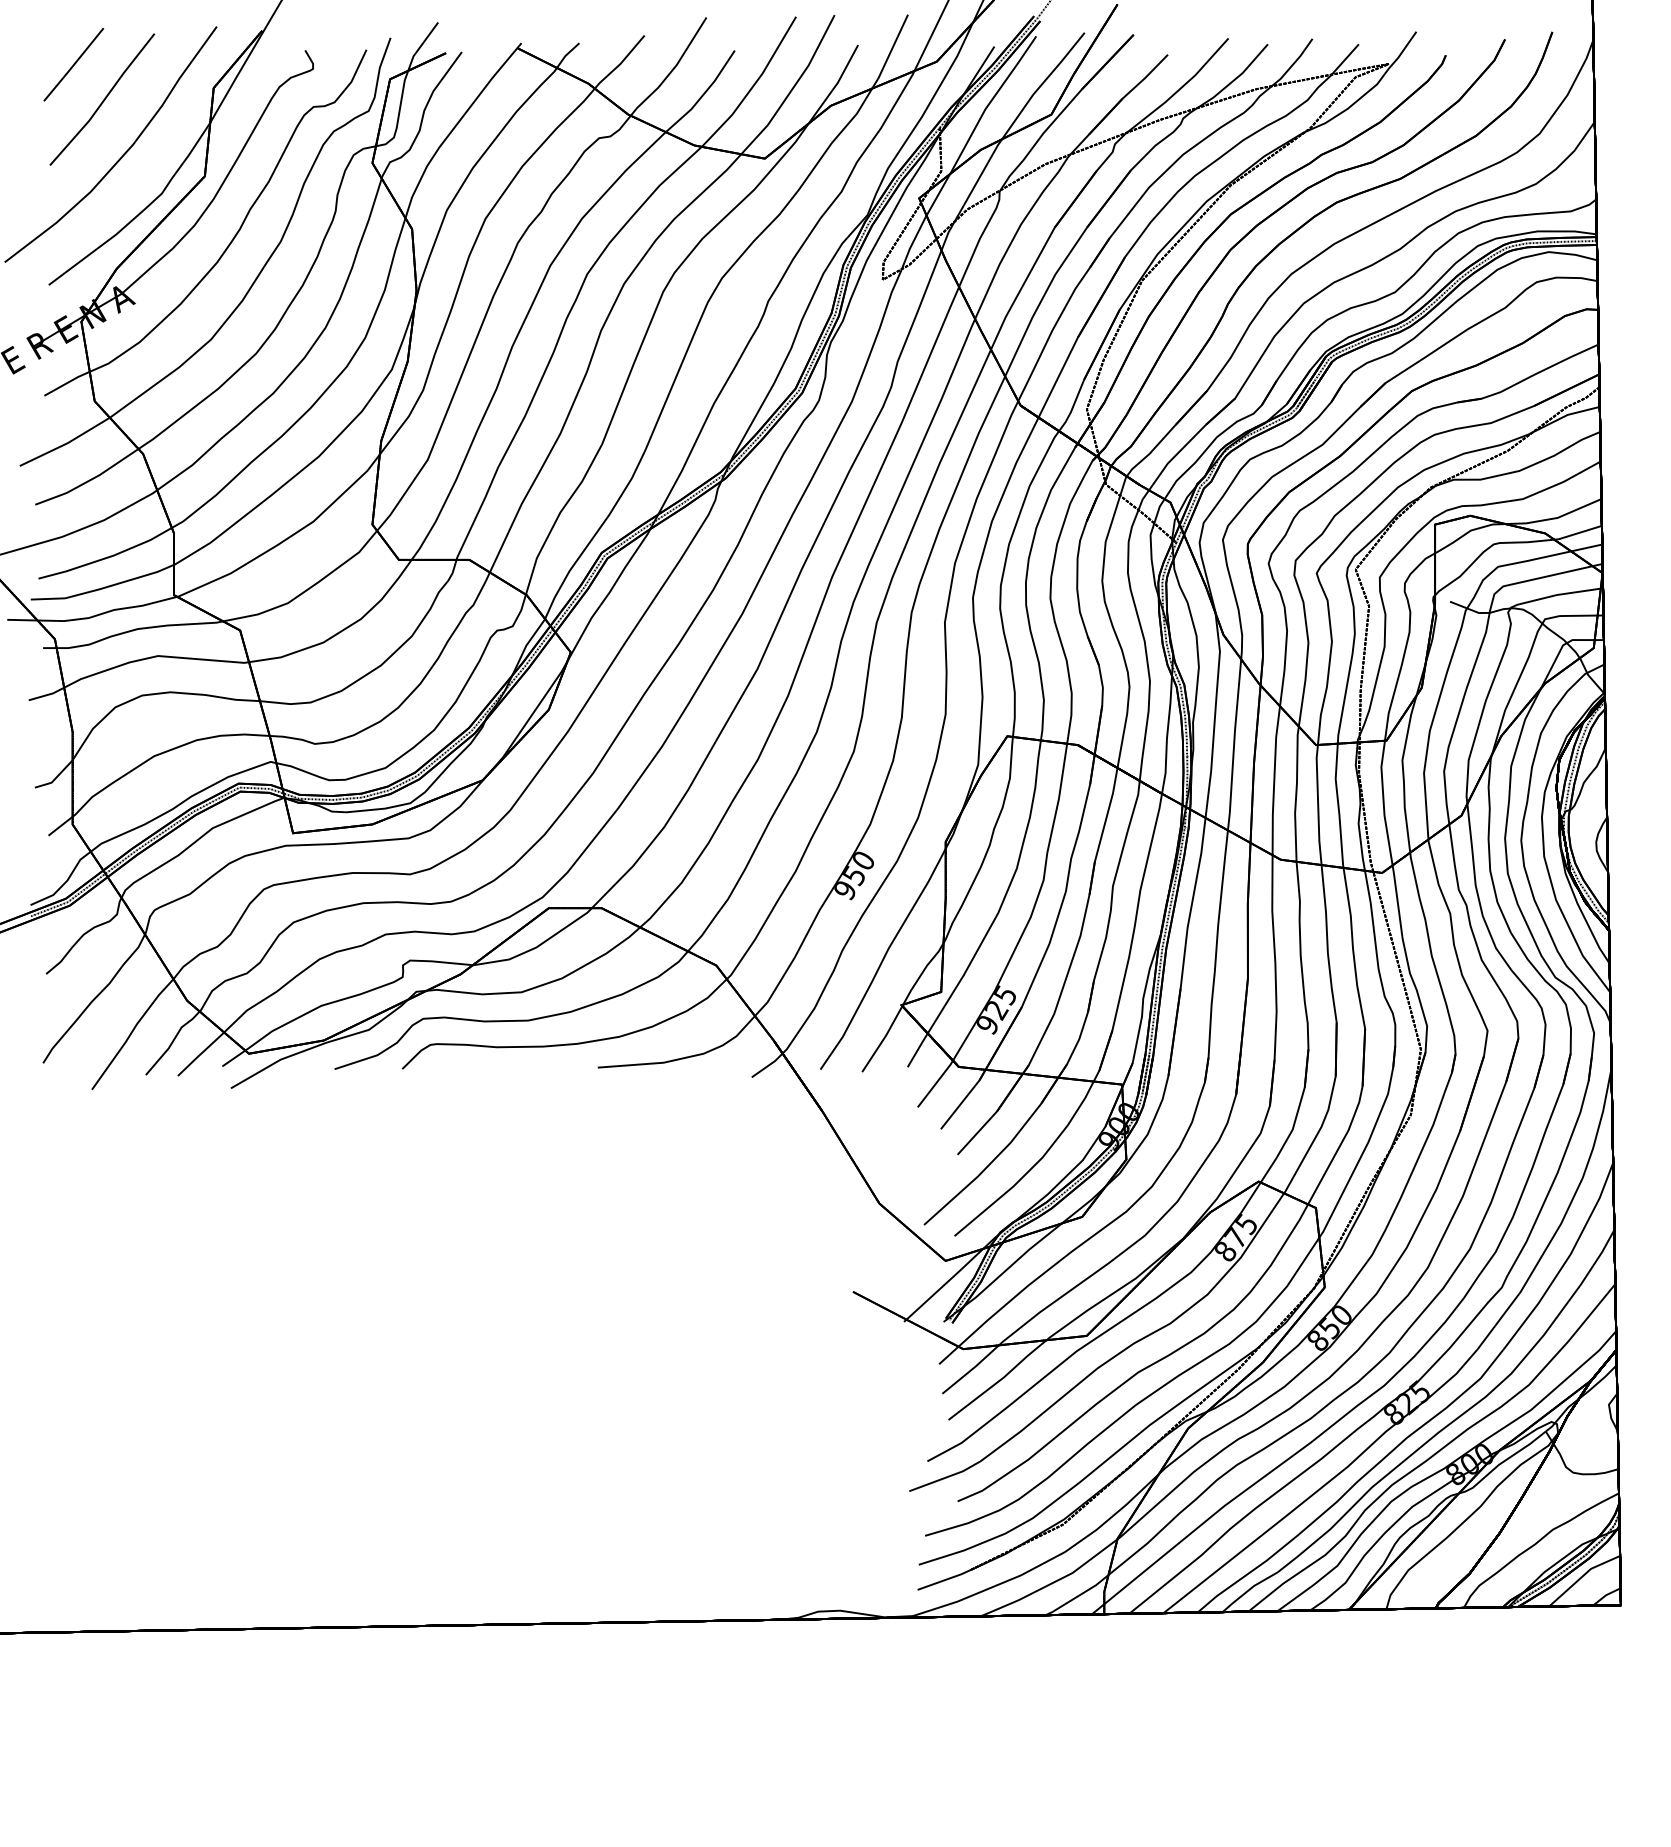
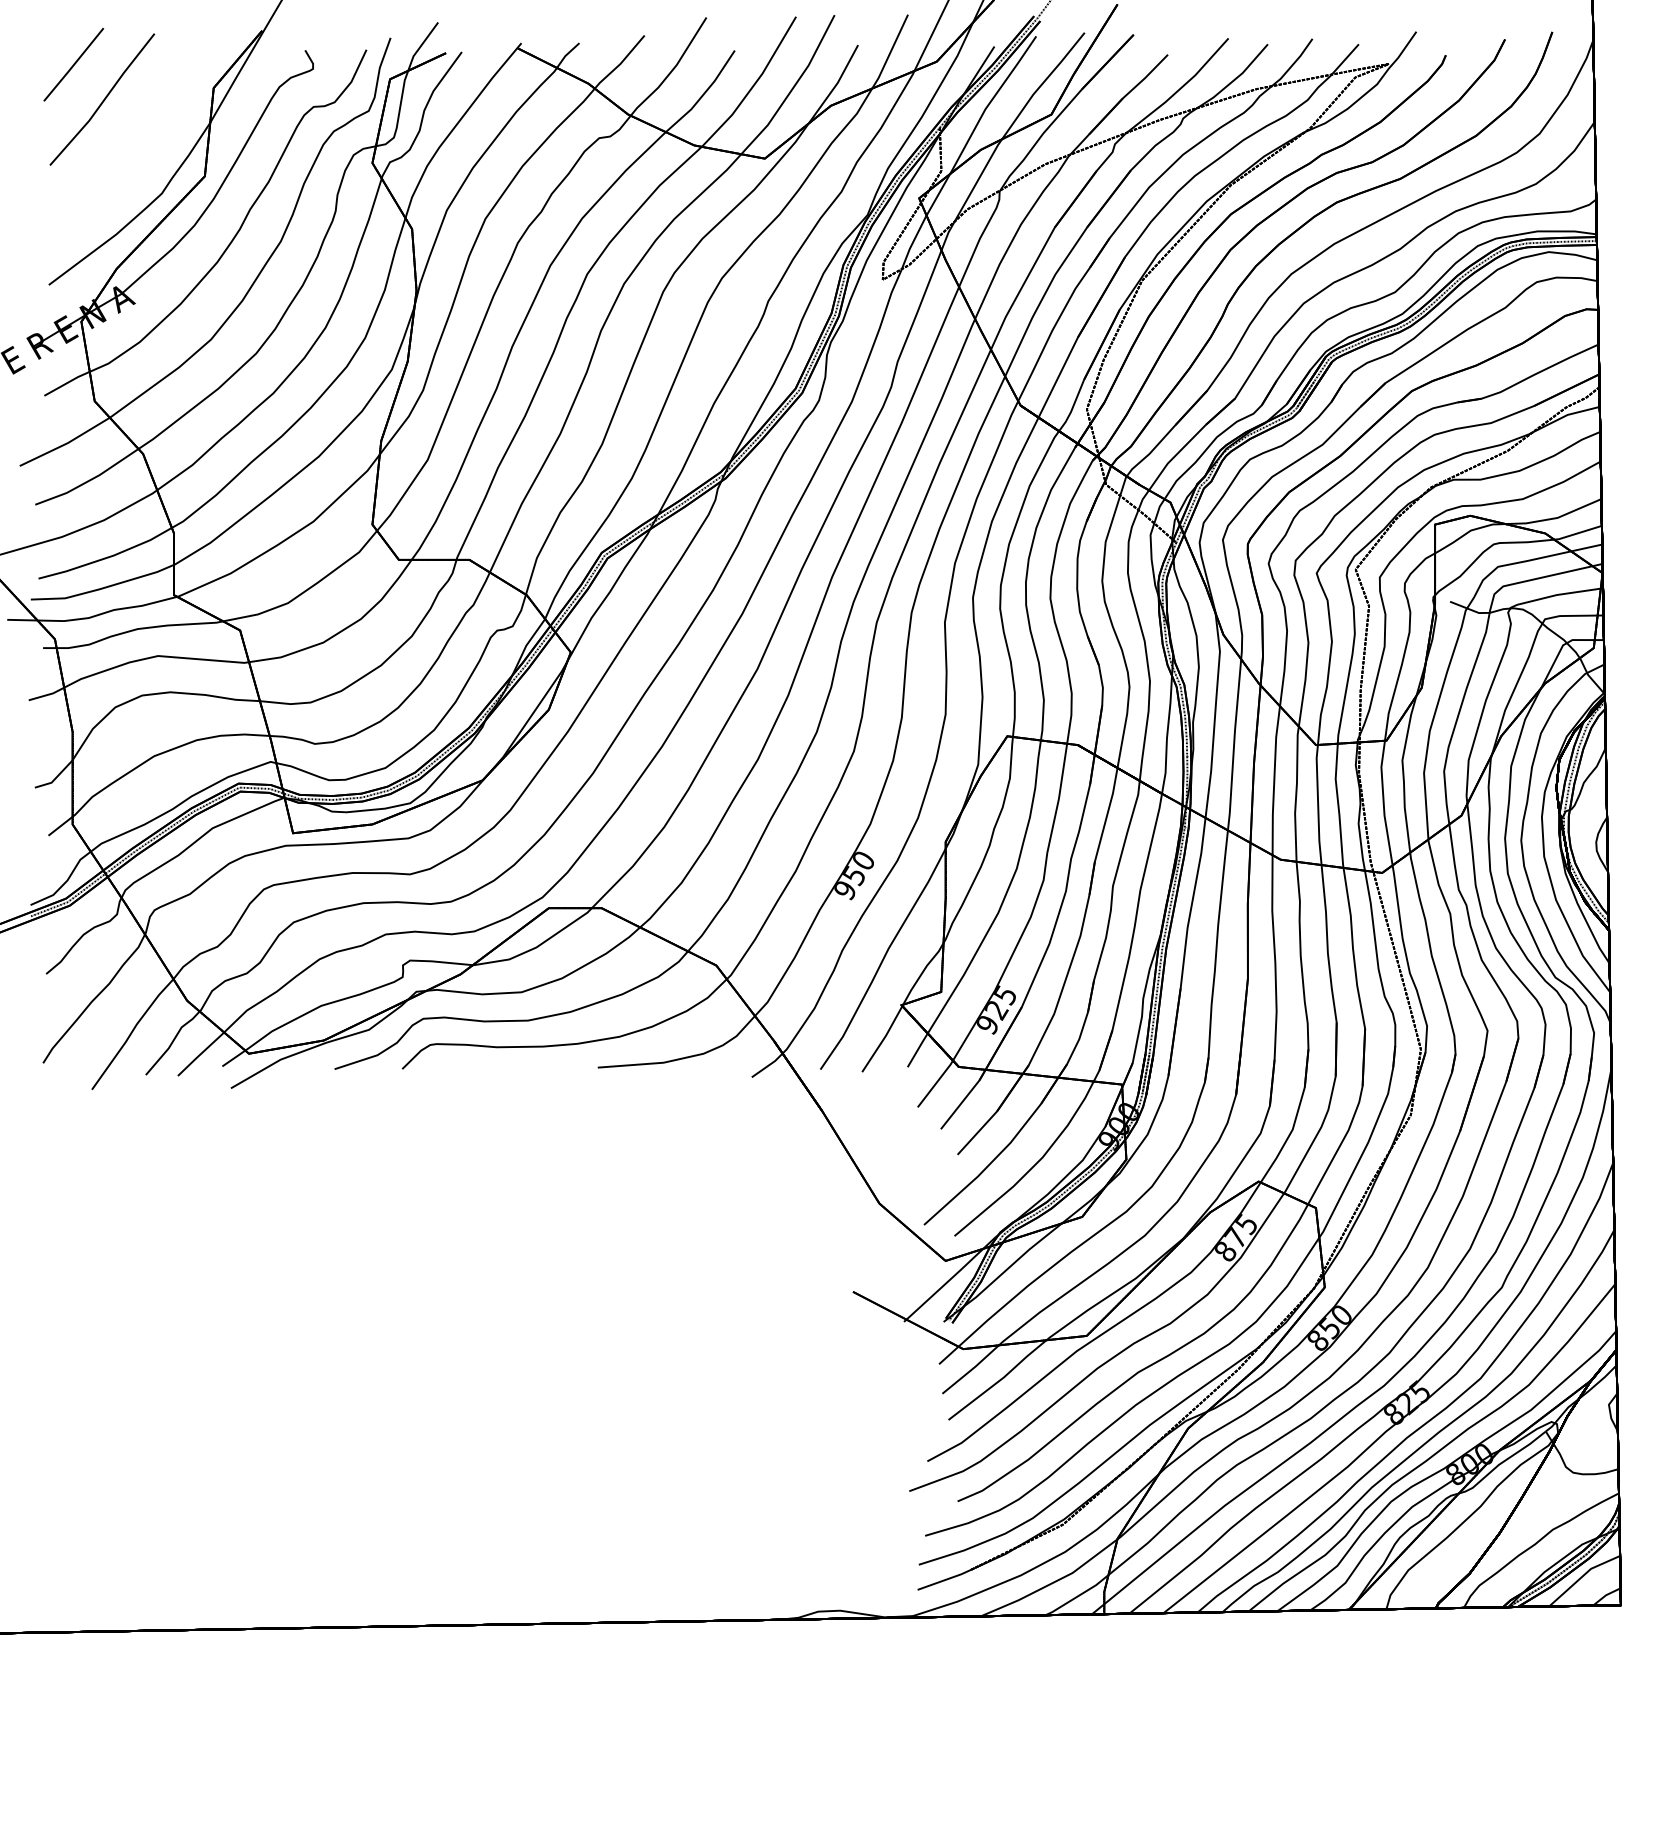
curve: present -> none (123, 153)
